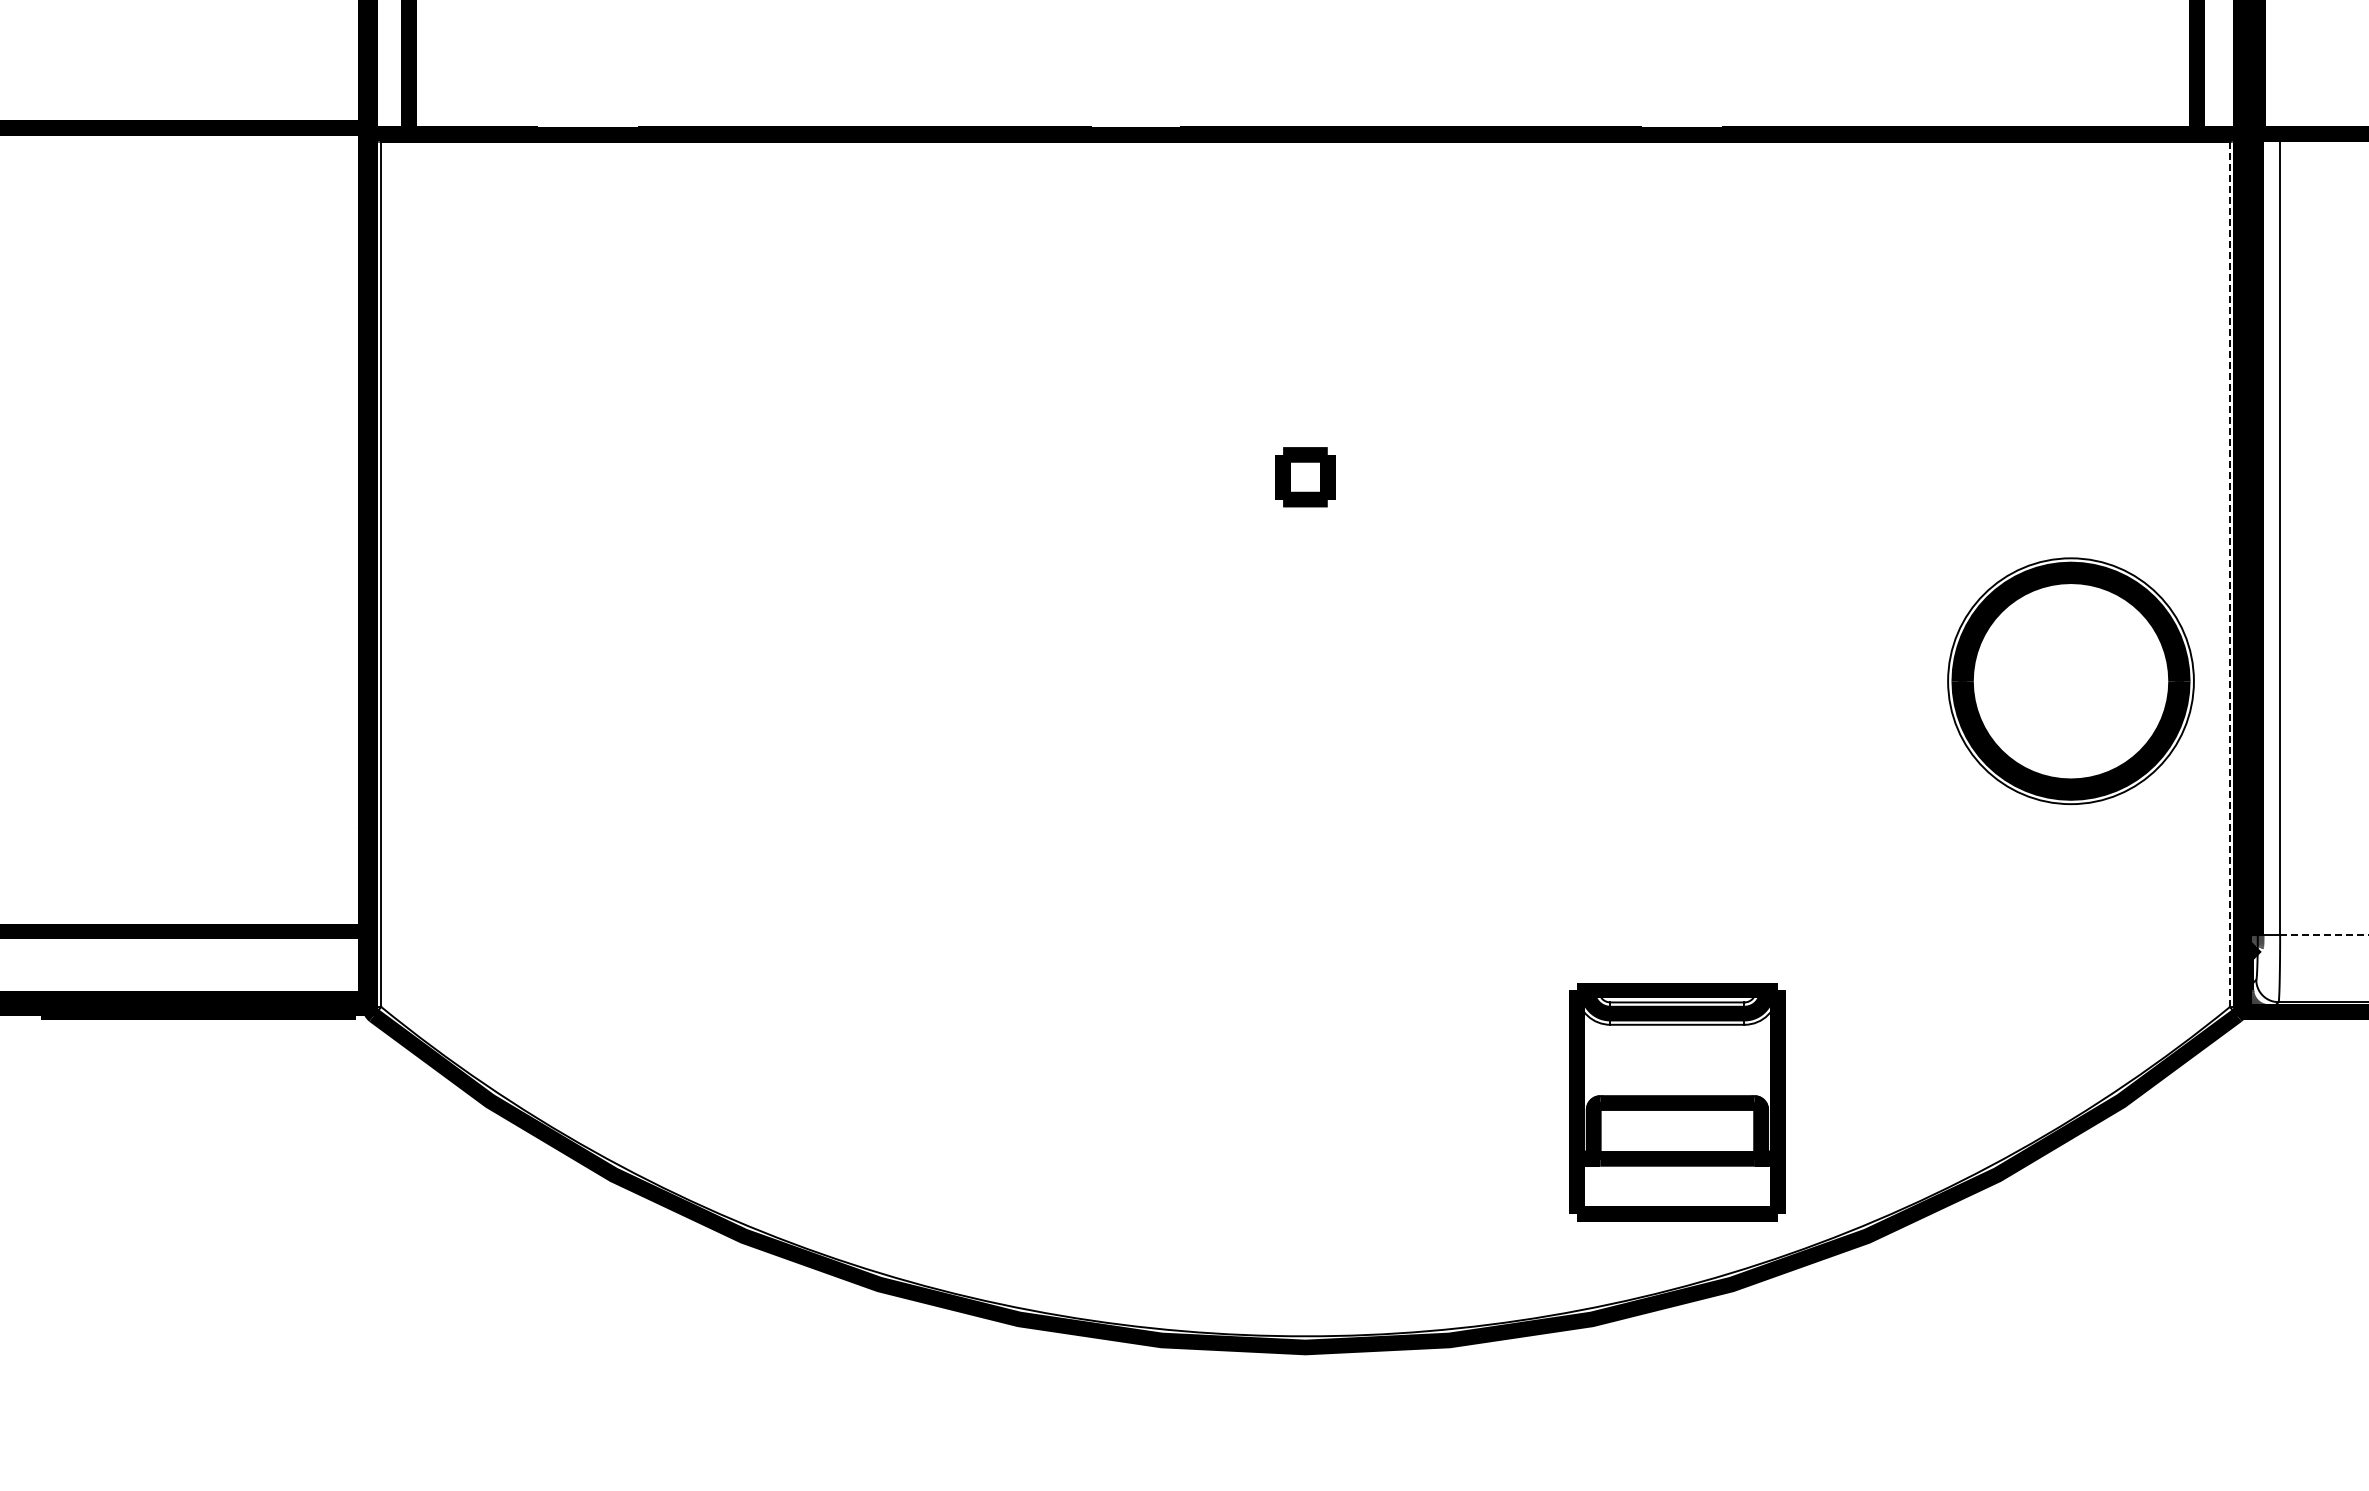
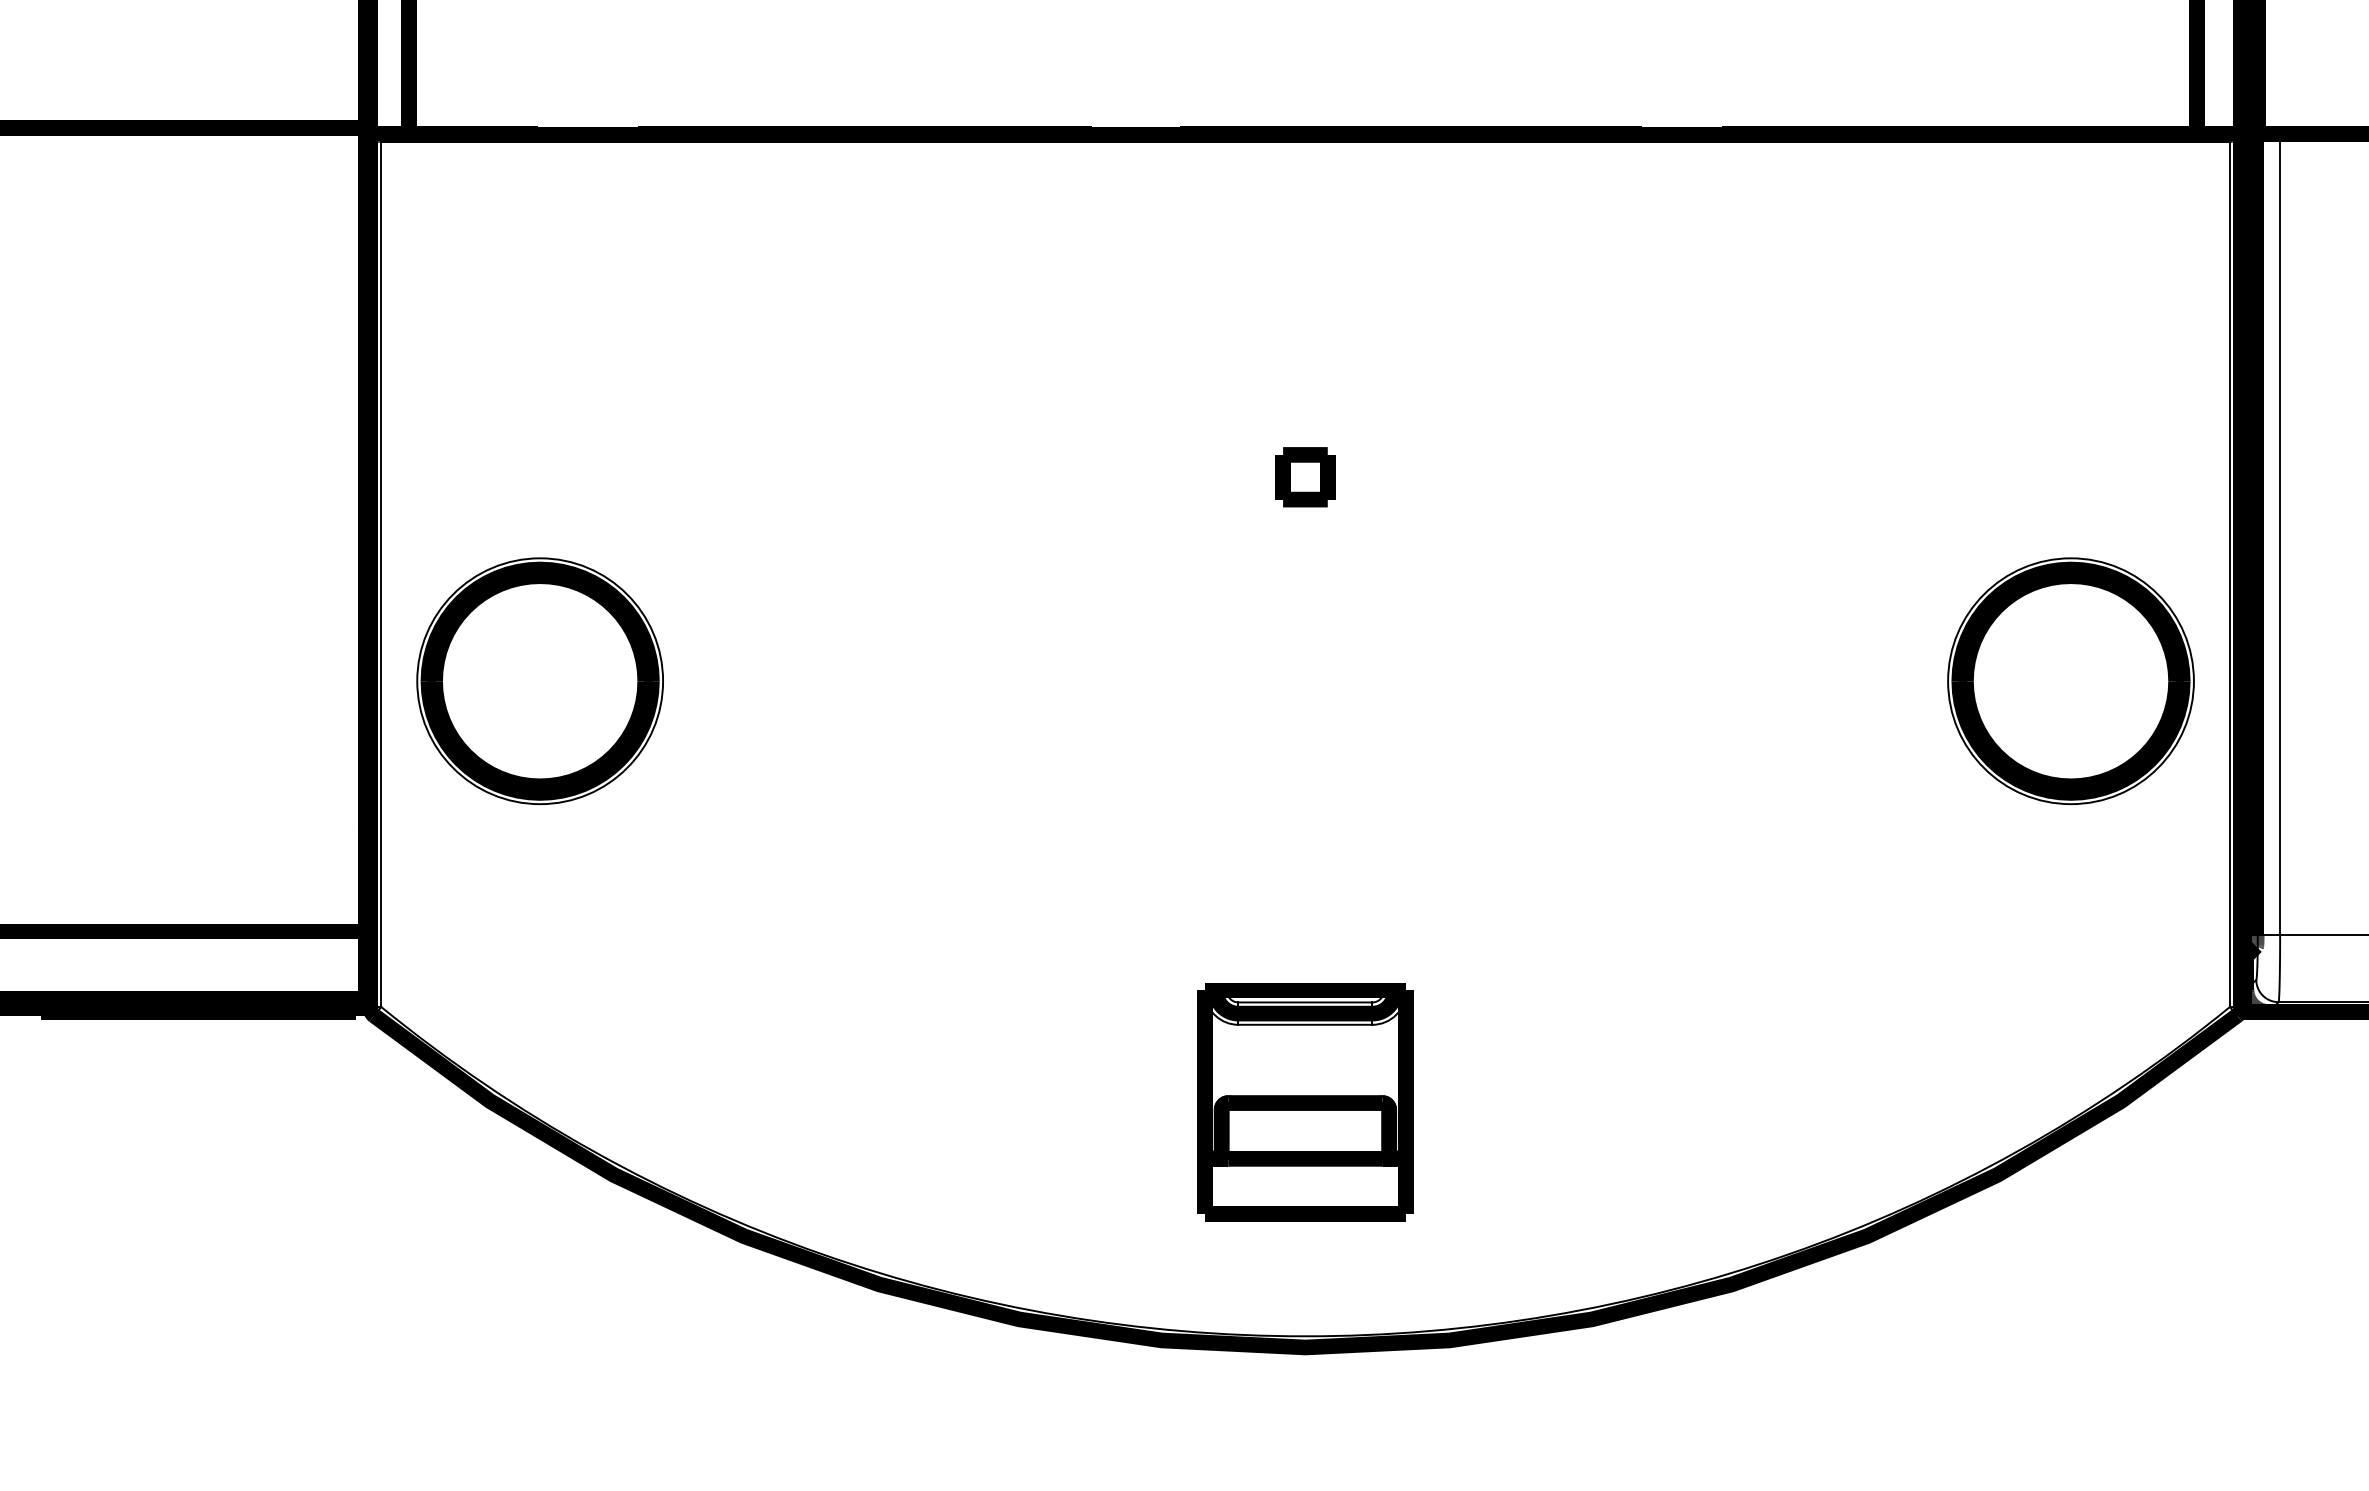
line: dashed -> solid (2229, 571)
part: none -> present (539, 680)
line: dashed -> solid (2324, 935)
part position: (1677, 1102) -> (1305, 1102) (1305, 1102)
